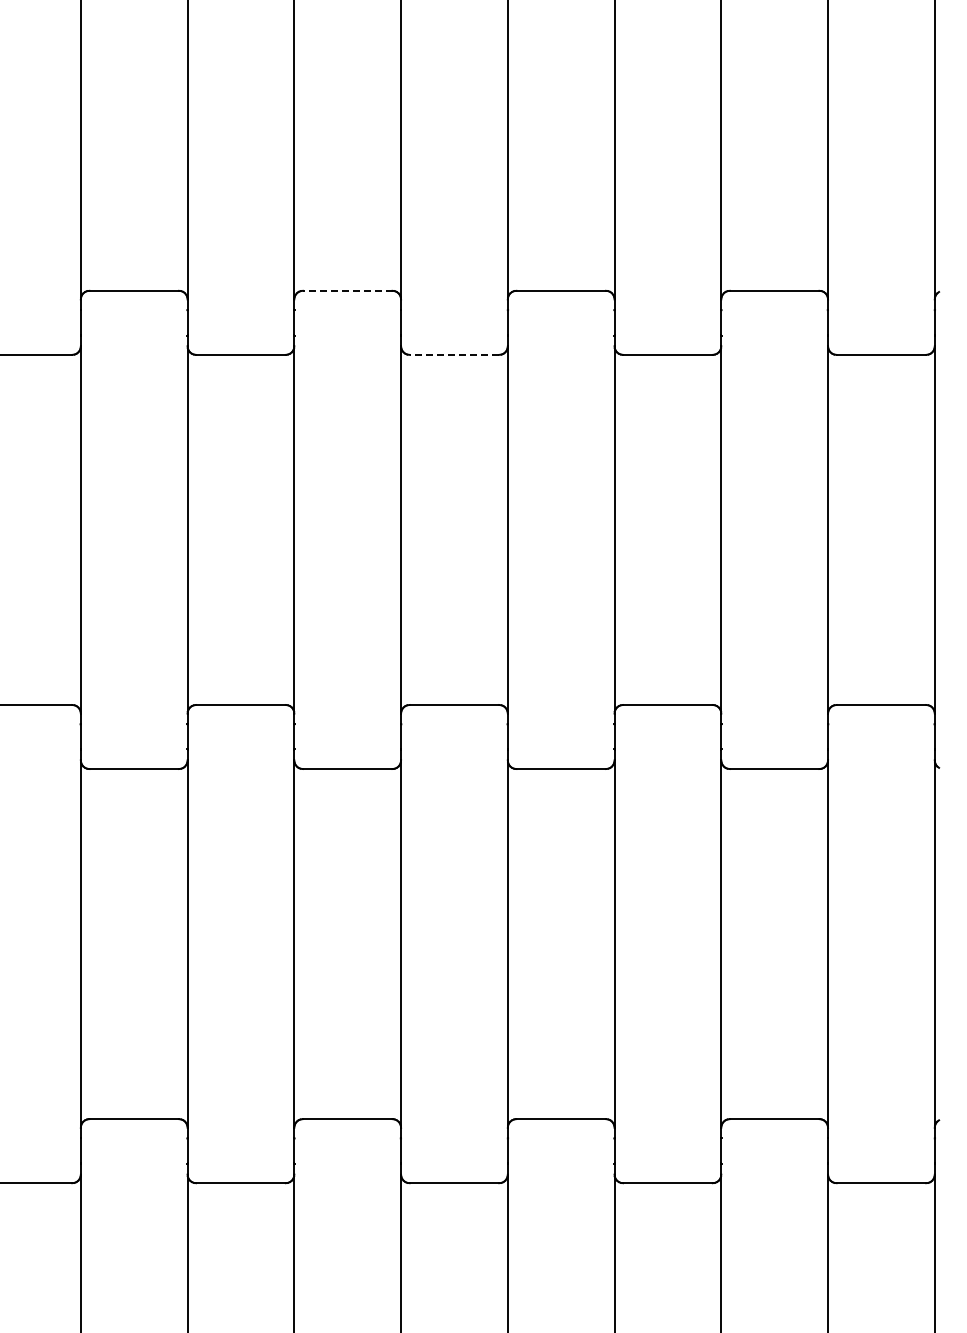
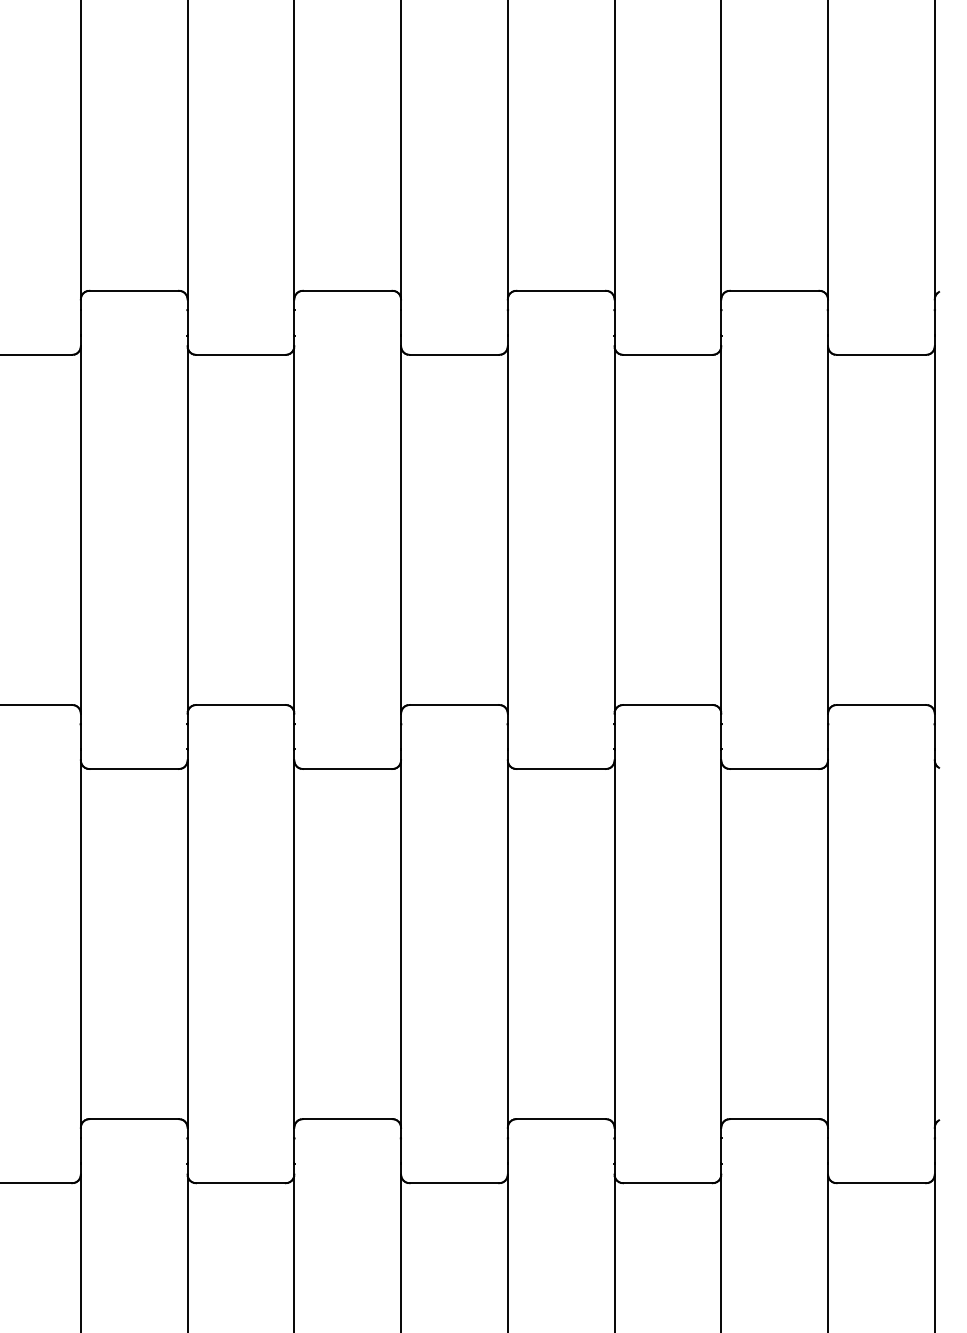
line: dashed -> solid (347, 290)
line: dashed -> solid (454, 354)
